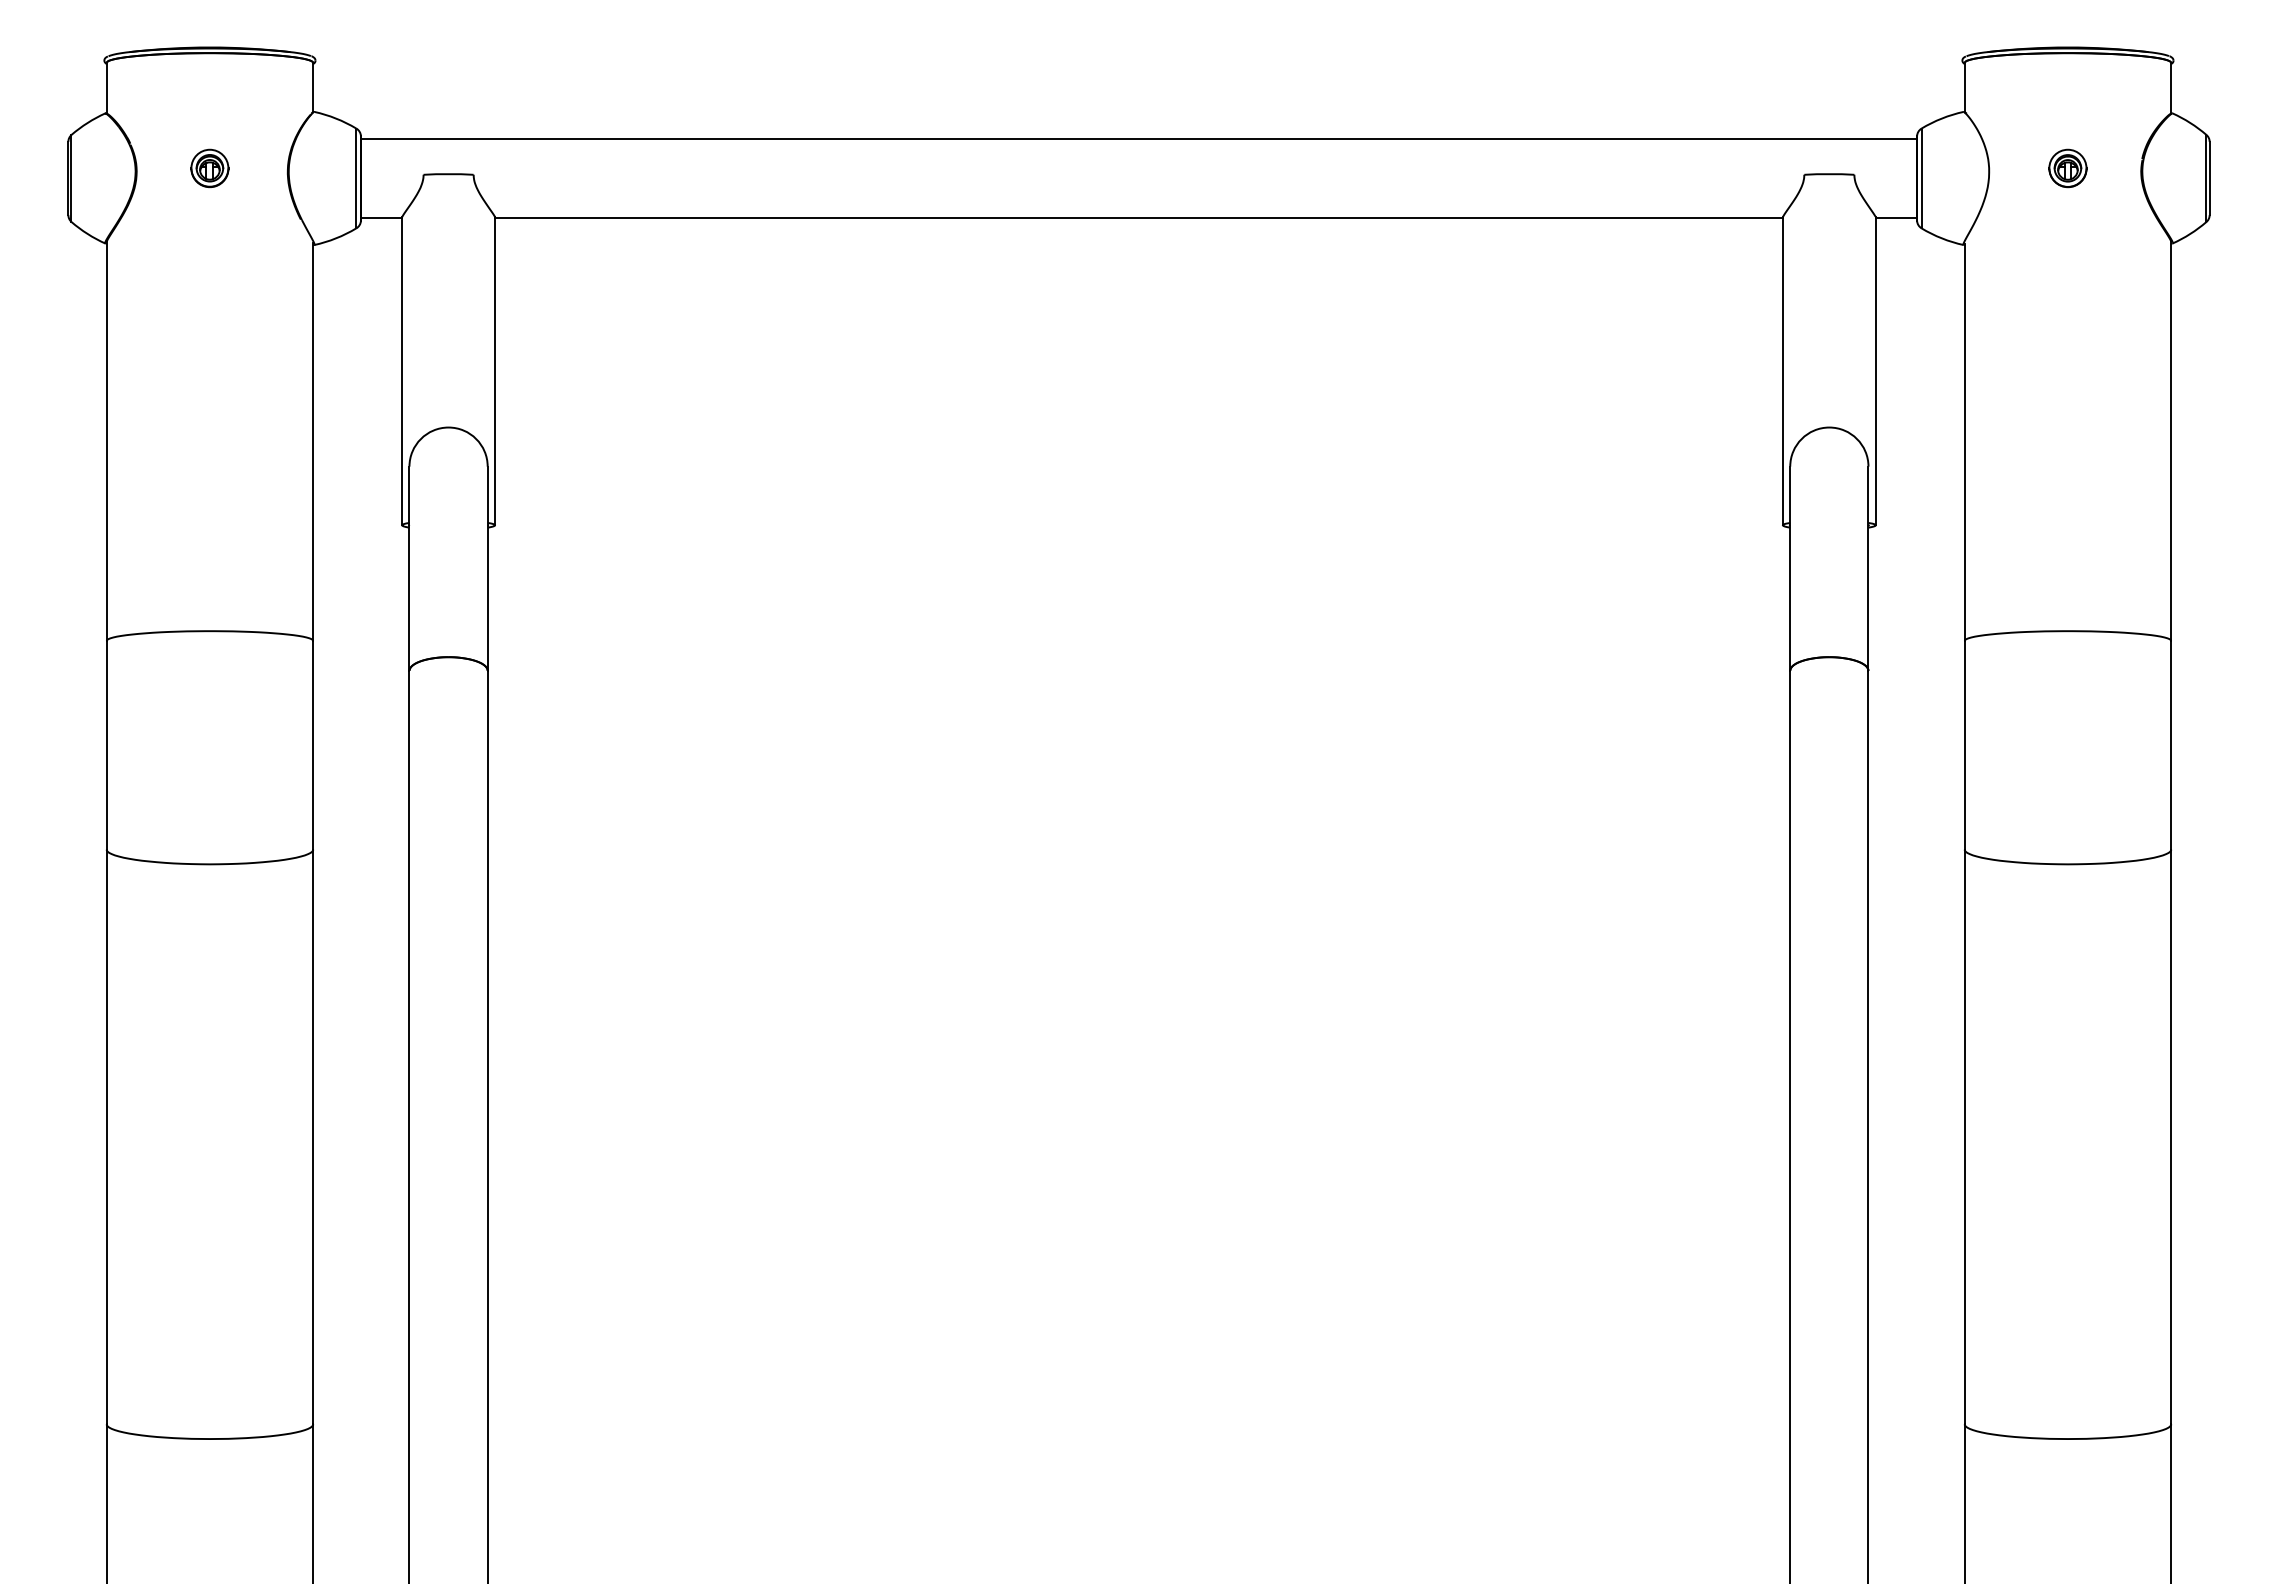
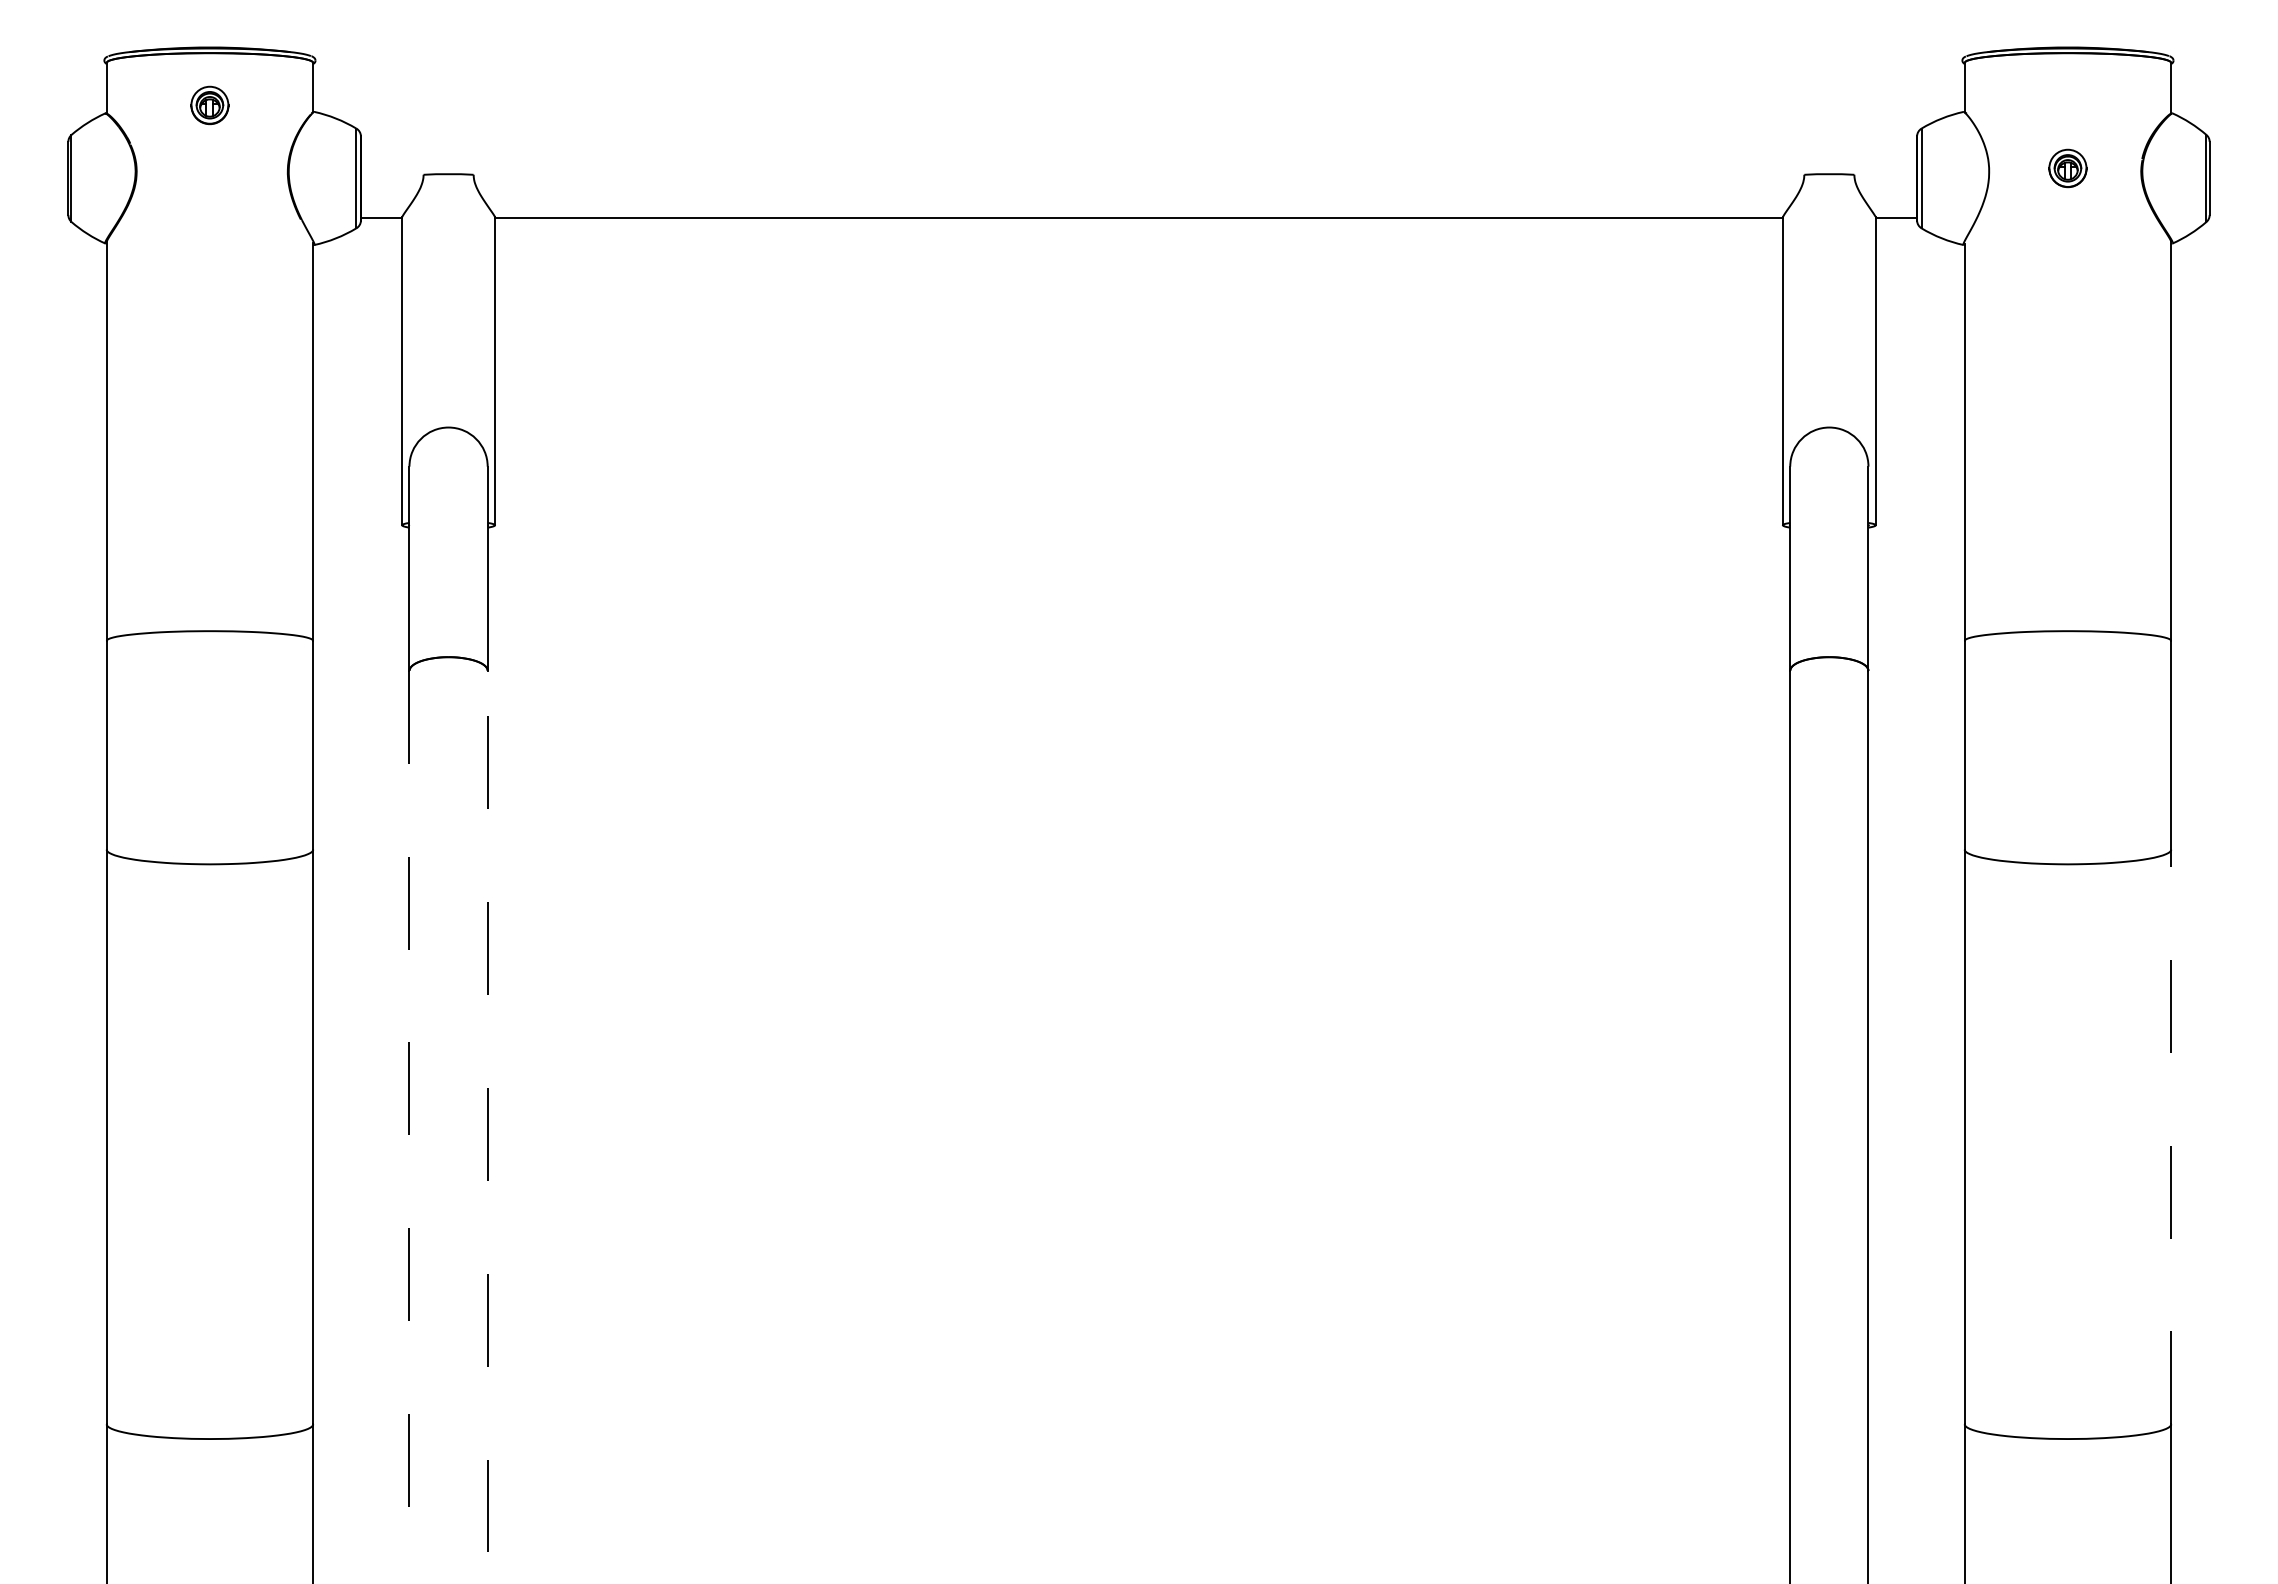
line: present -> none (1138, 139)
part position: (209, 168) -> (209, 105) (209, 105)
line: solid -> dashed (487, 1126)
line: solid -> dashed (409, 1127)
line: solid -> dashed (2171, 1136)
